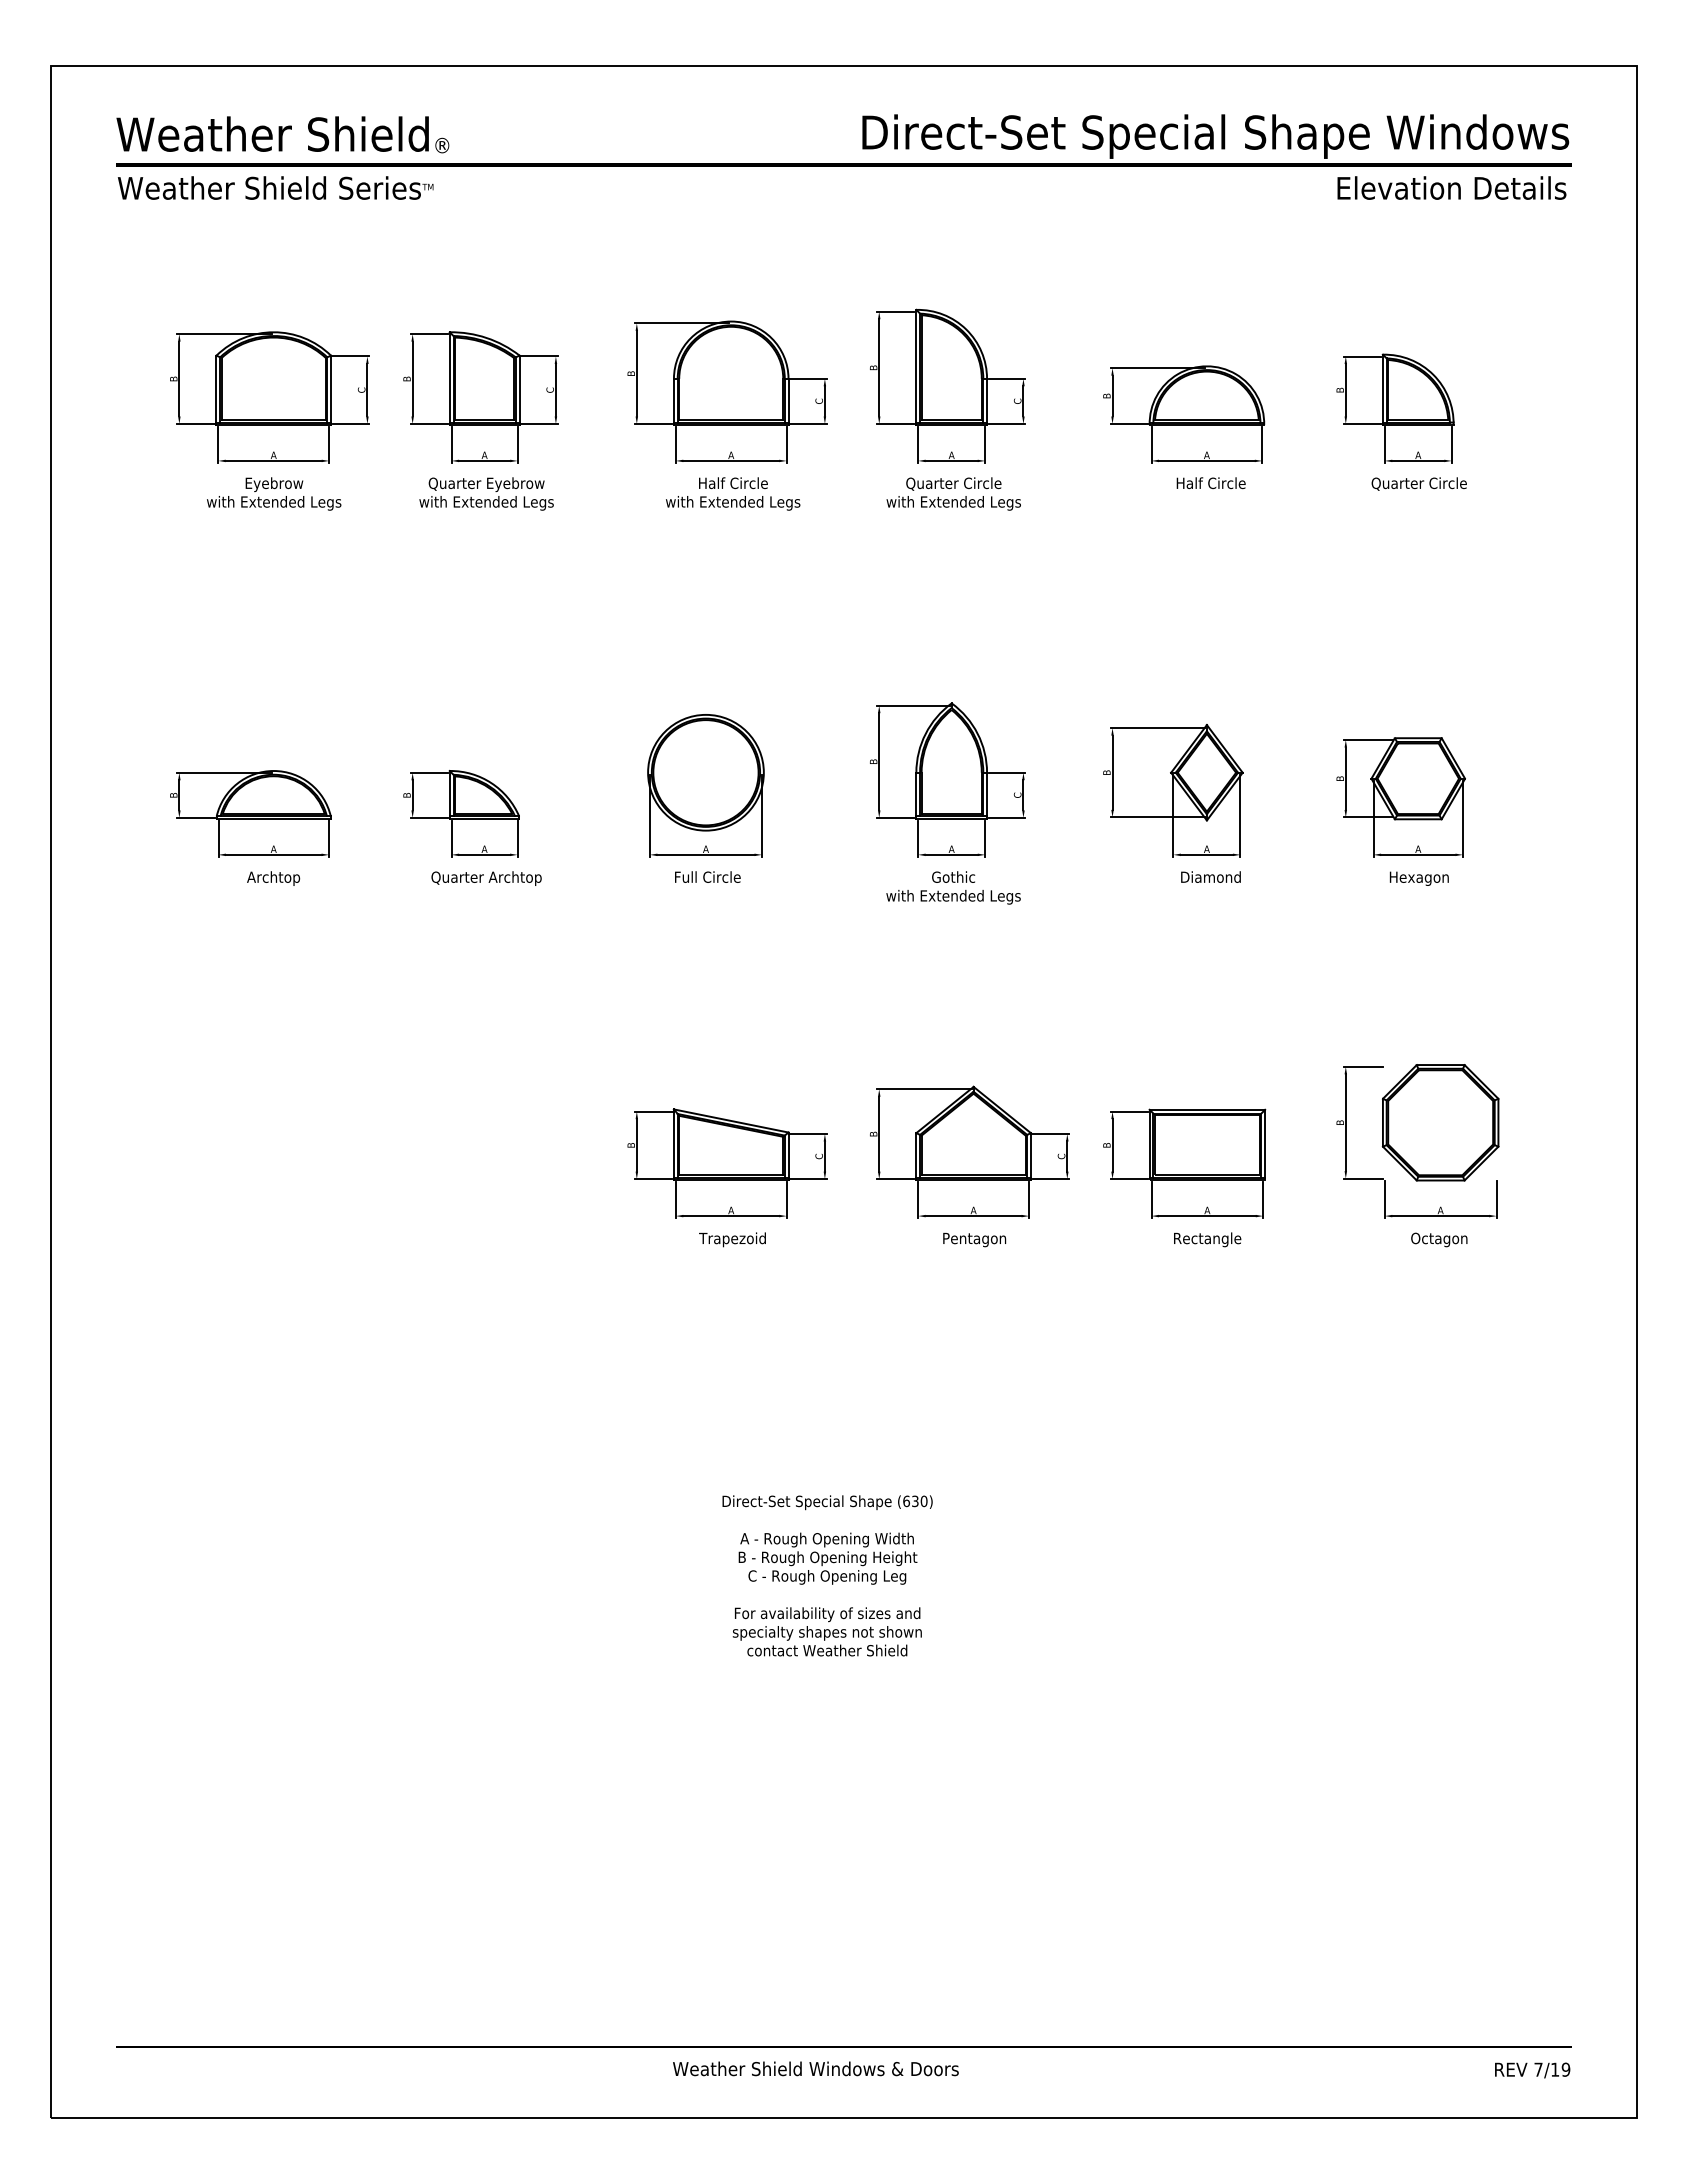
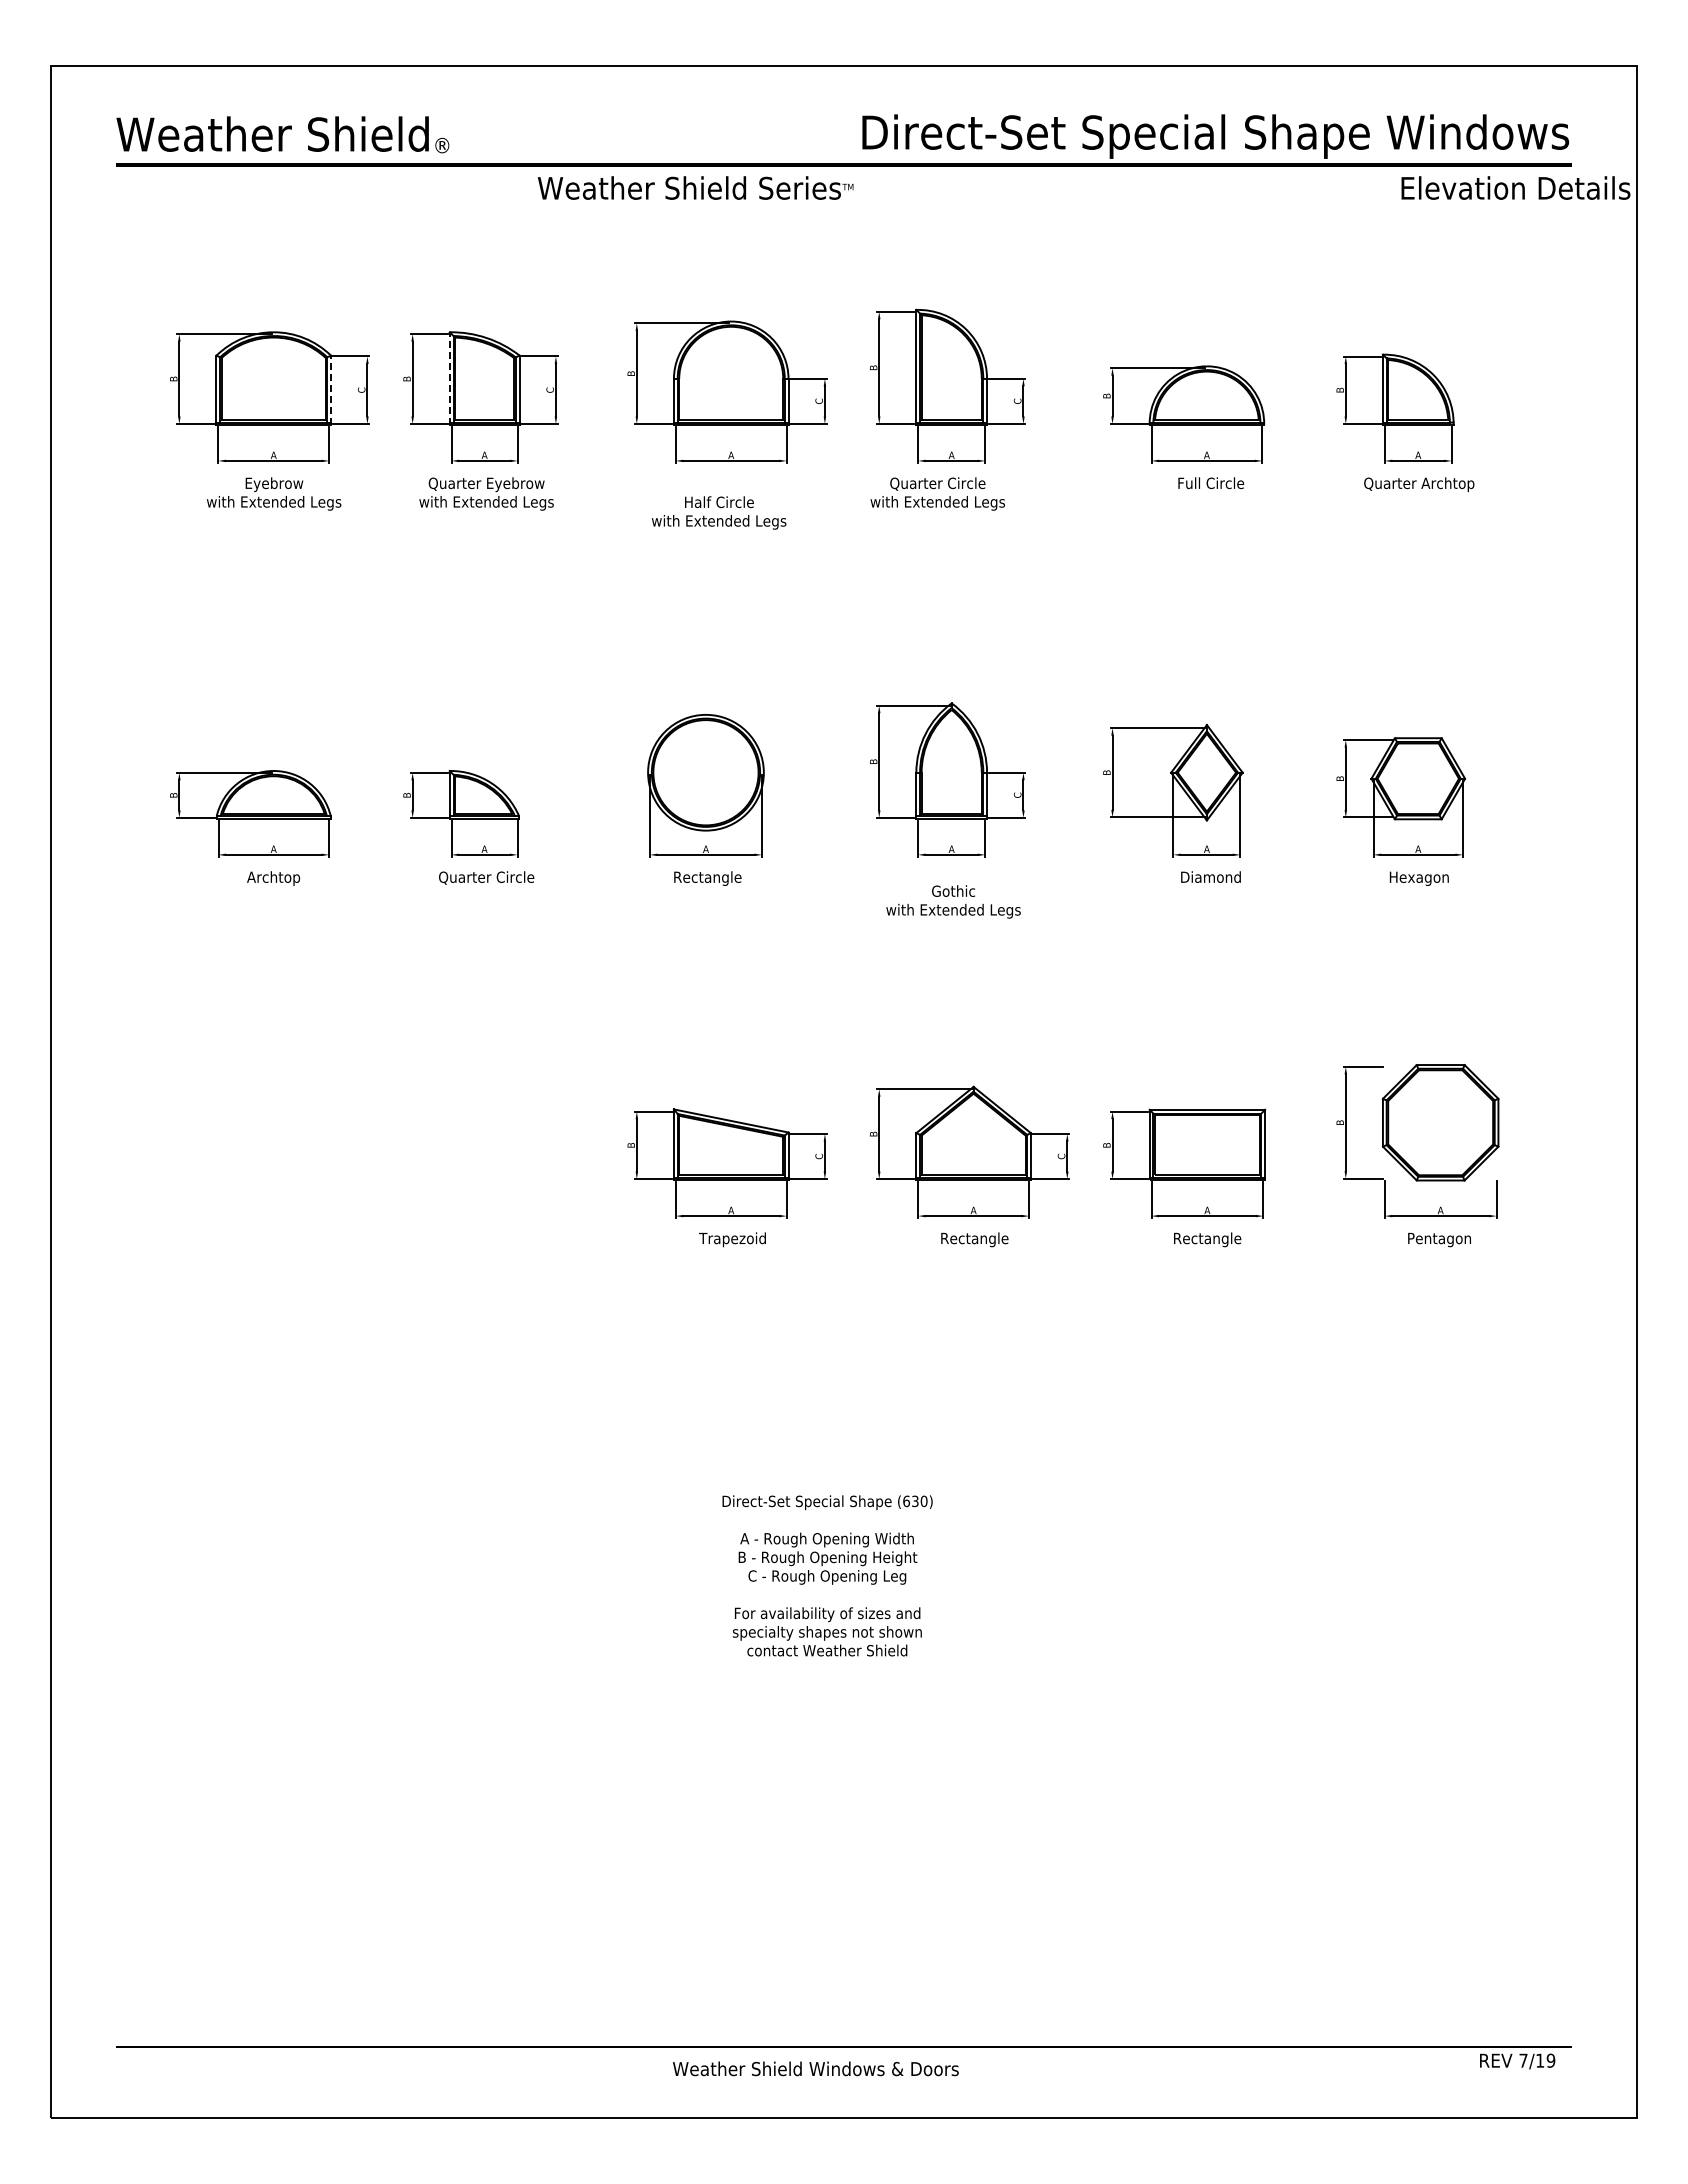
text position: (275, 187) -> (695, 187) (695, 187)
text position: (1451, 187) -> (1515, 187) (1515, 187)
line: solid -> dashed (449, 378)
line: solid -> dashed (331, 390)
text: Half Circle -> Full Circle (1210, 483)
text: Quarter Circle -> Quarter Archtop (1419, 484)
text position: (733, 493) -> (719, 512) (719, 512)
text position: (953, 493) -> (937, 493) (937, 493)
text: Quarter Archtop -> Quarter Circle (486, 878)
text: Full Circle -> Rectangle (707, 878)
text position: (953, 887) -> (953, 901) (953, 901)
text: Pentagon -> Rectangle (974, 1239)
text: Octagon -> Pentagon (1439, 1239)
text position: (1532, 2070) -> (1517, 2061) (1517, 2061)
